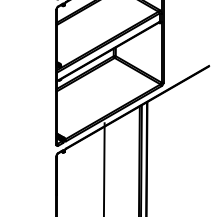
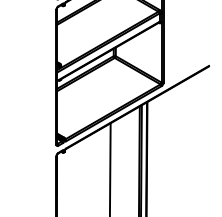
line position: (103, 168) -> (109, 168) (109, 168)
